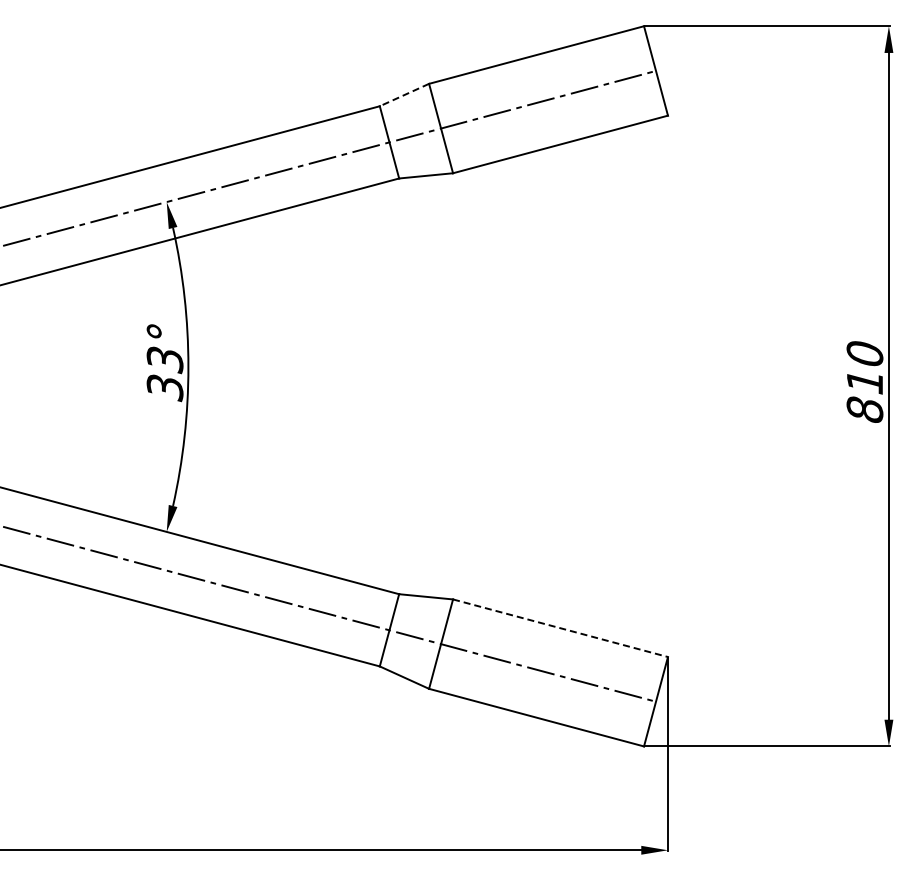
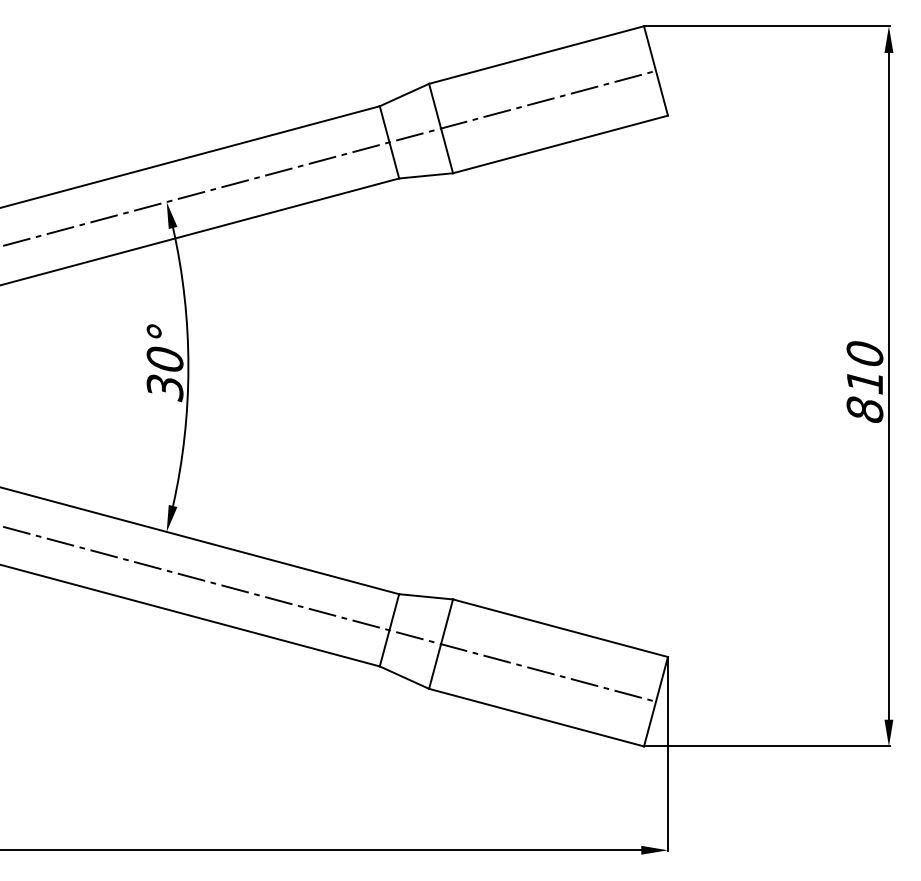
line: dashed -> solid (404, 95)
text: 33° -> 30° (164, 360)
line: dashed -> solid (561, 628)
